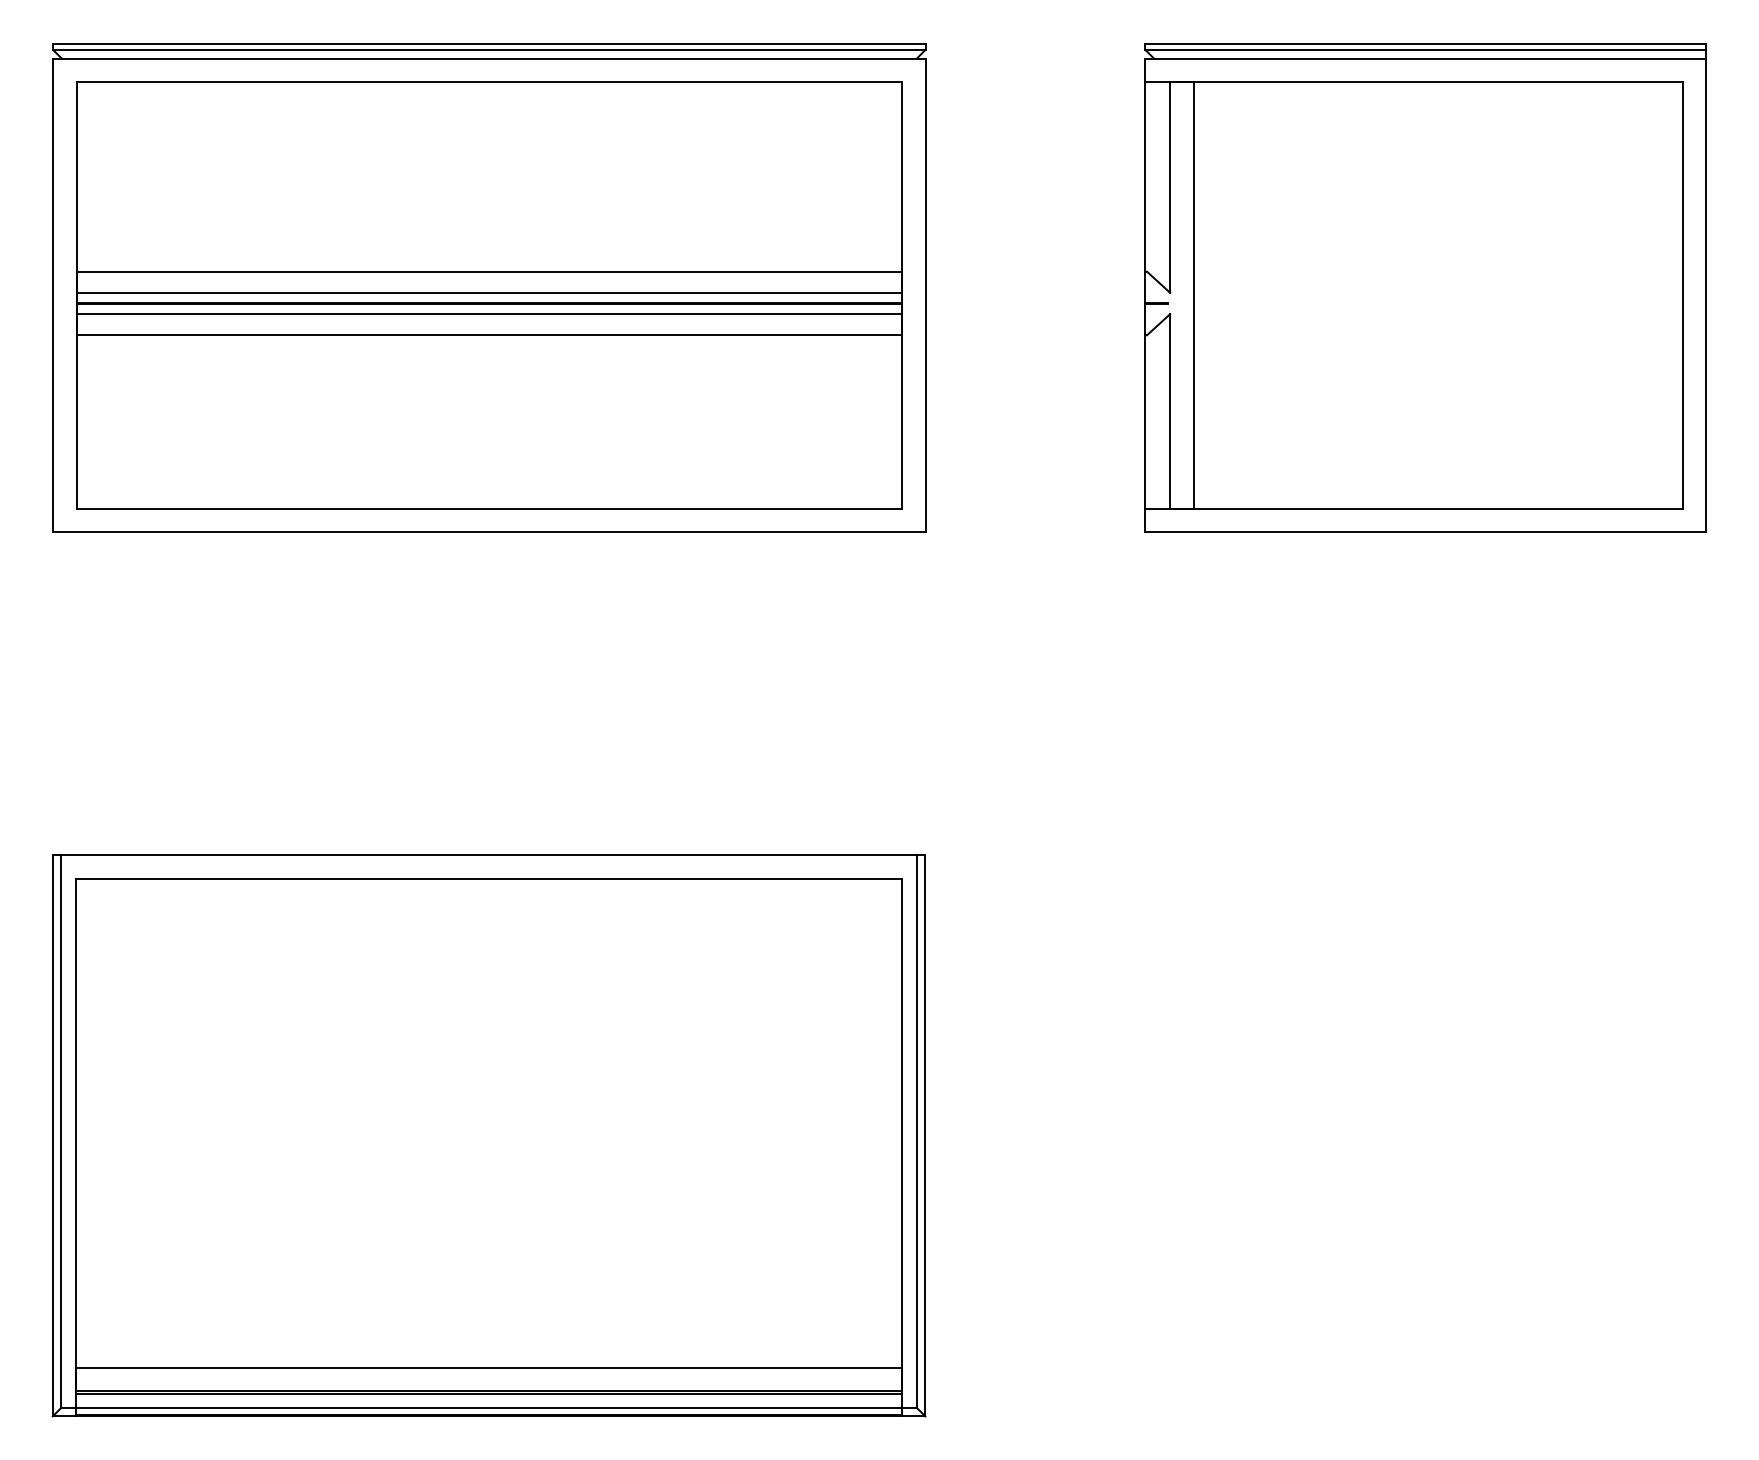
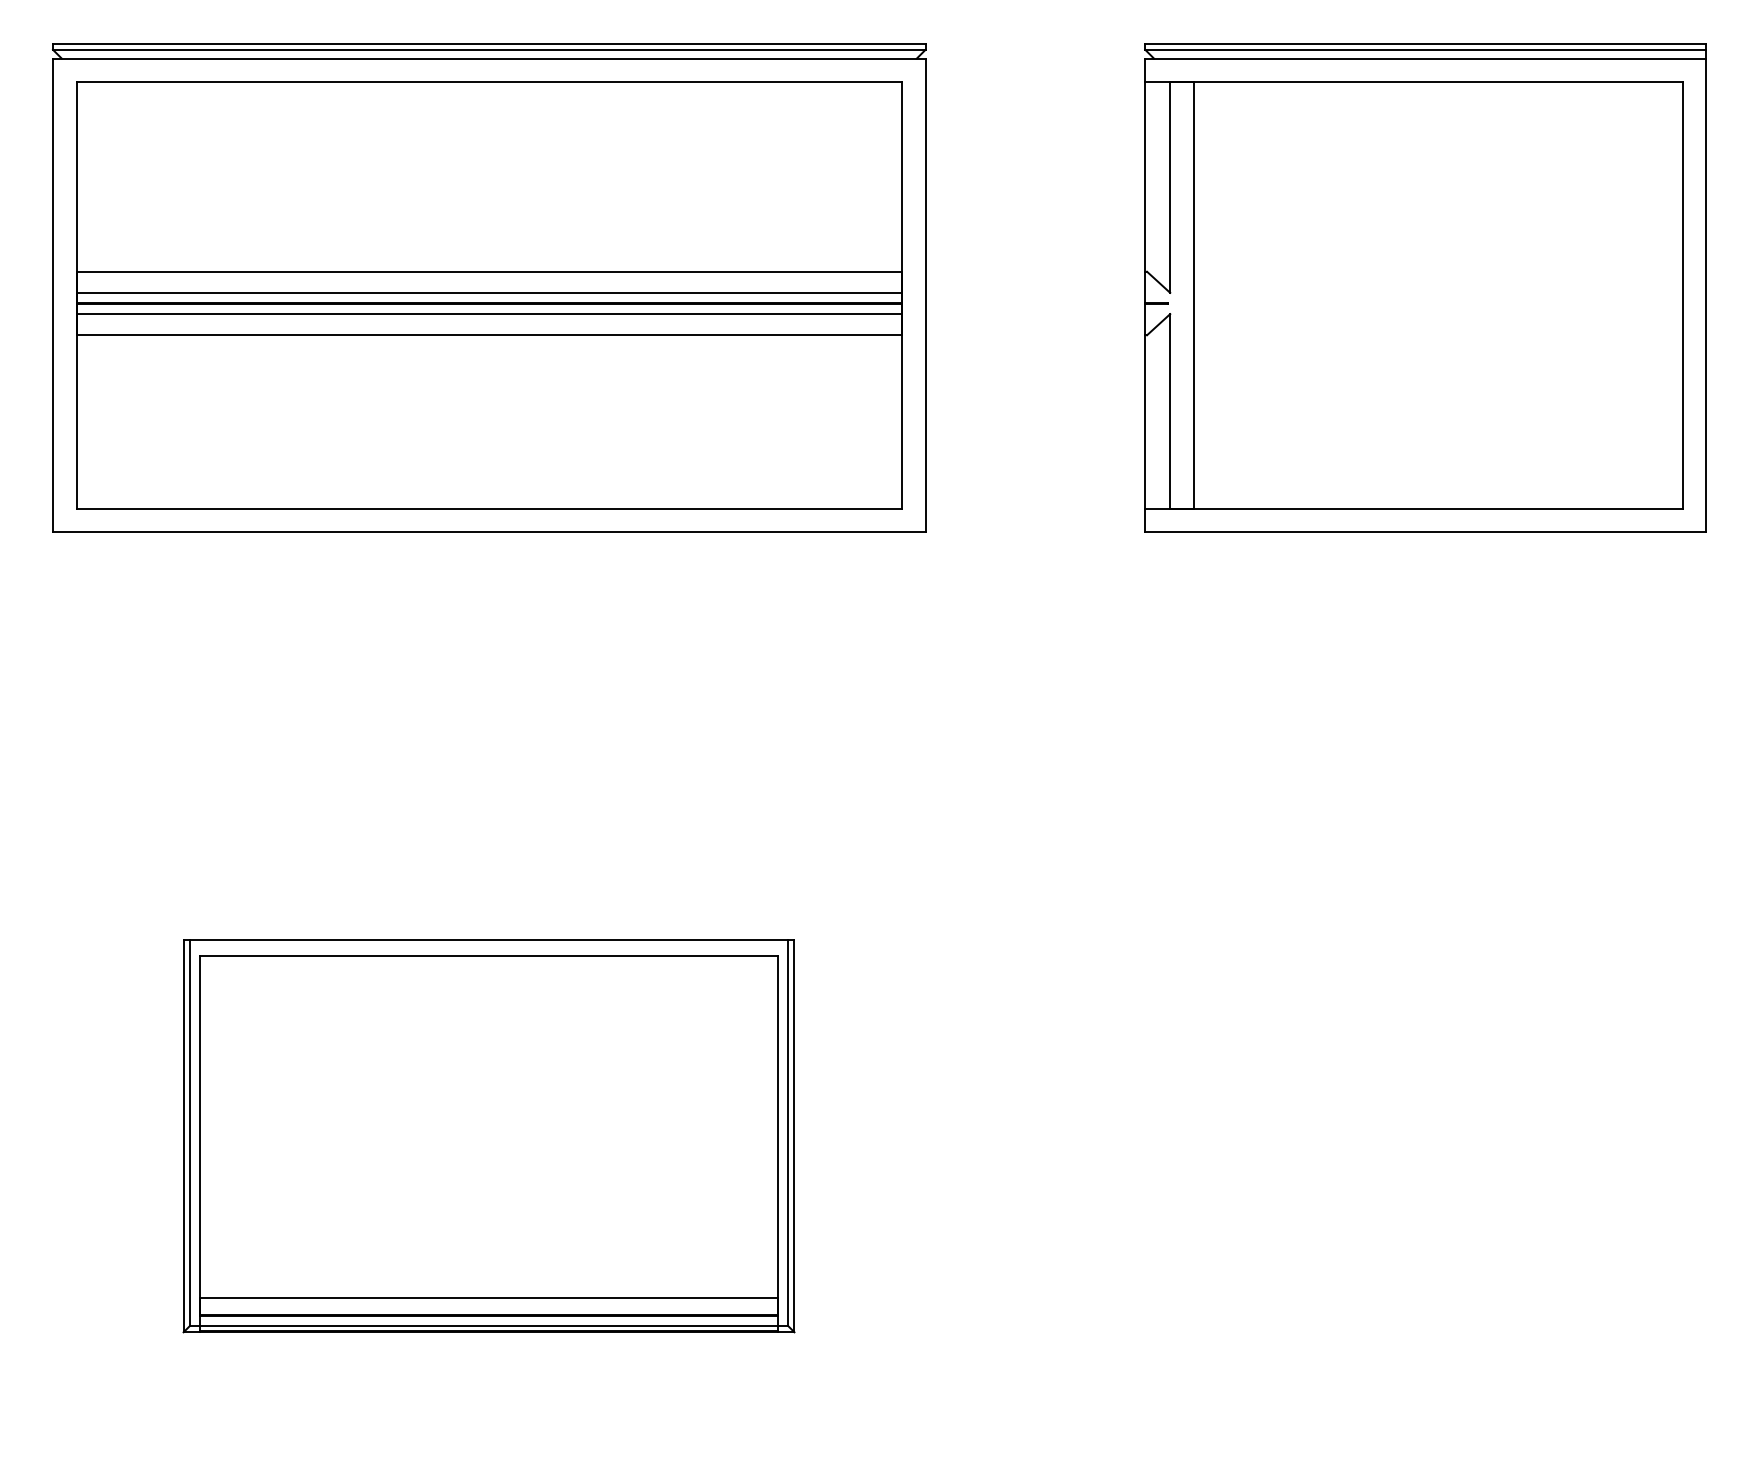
part size: 876x564 px -> 614x395 px (488, 1136)
